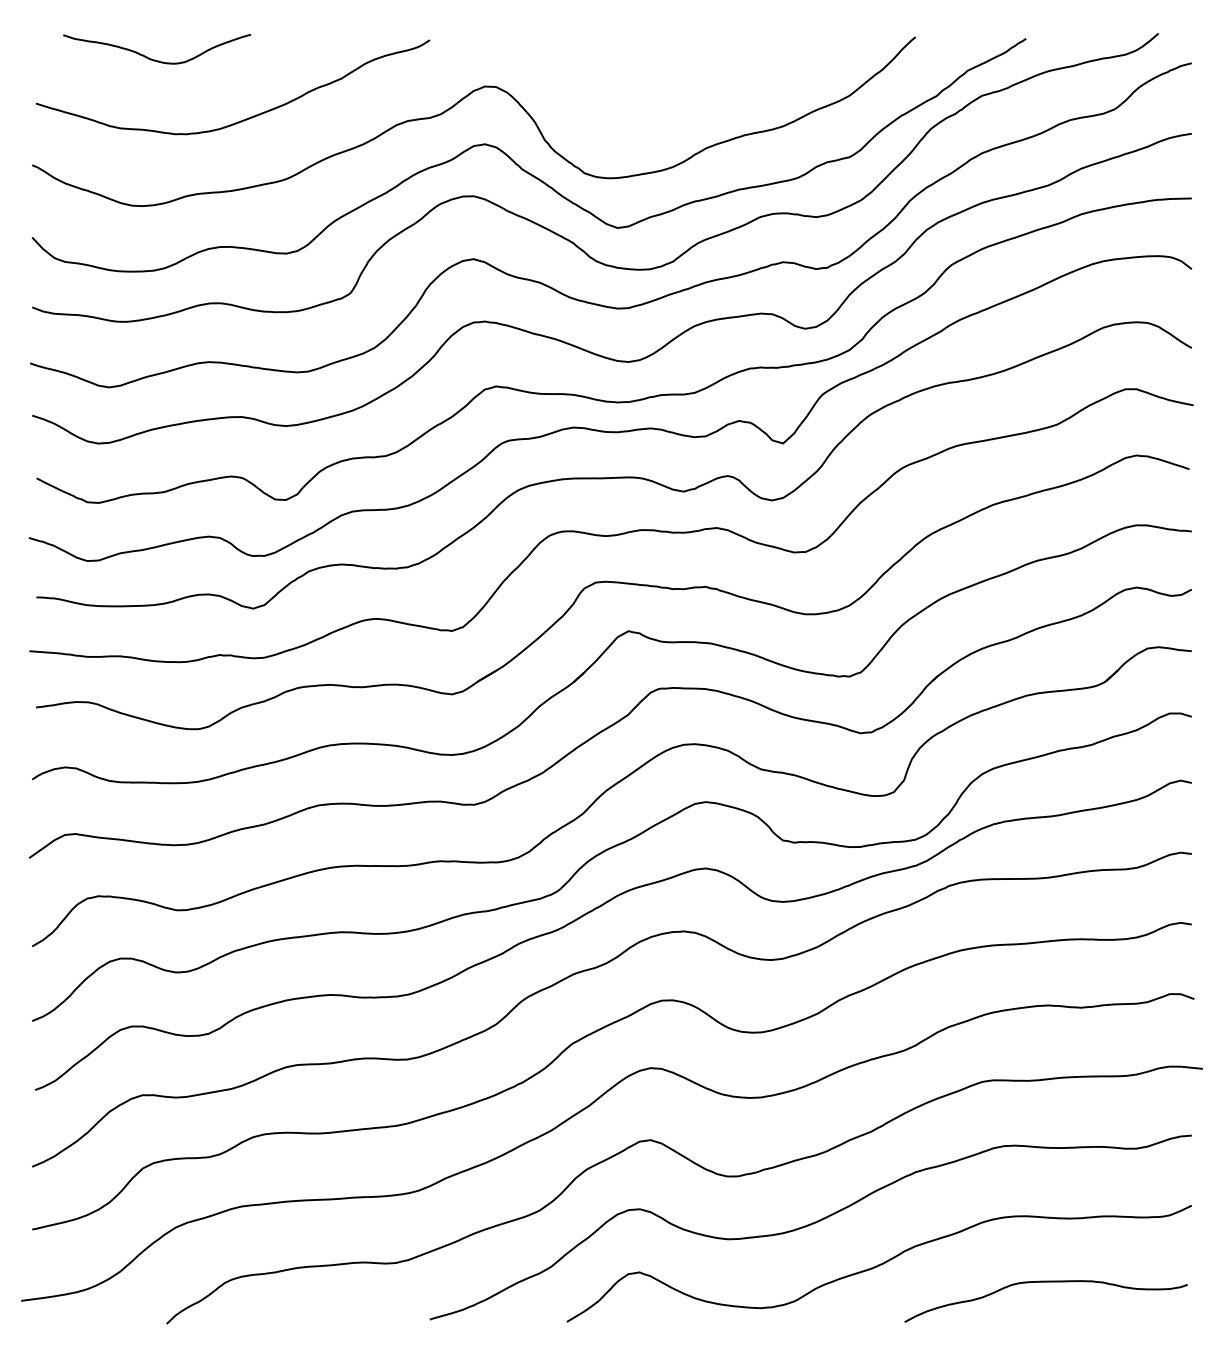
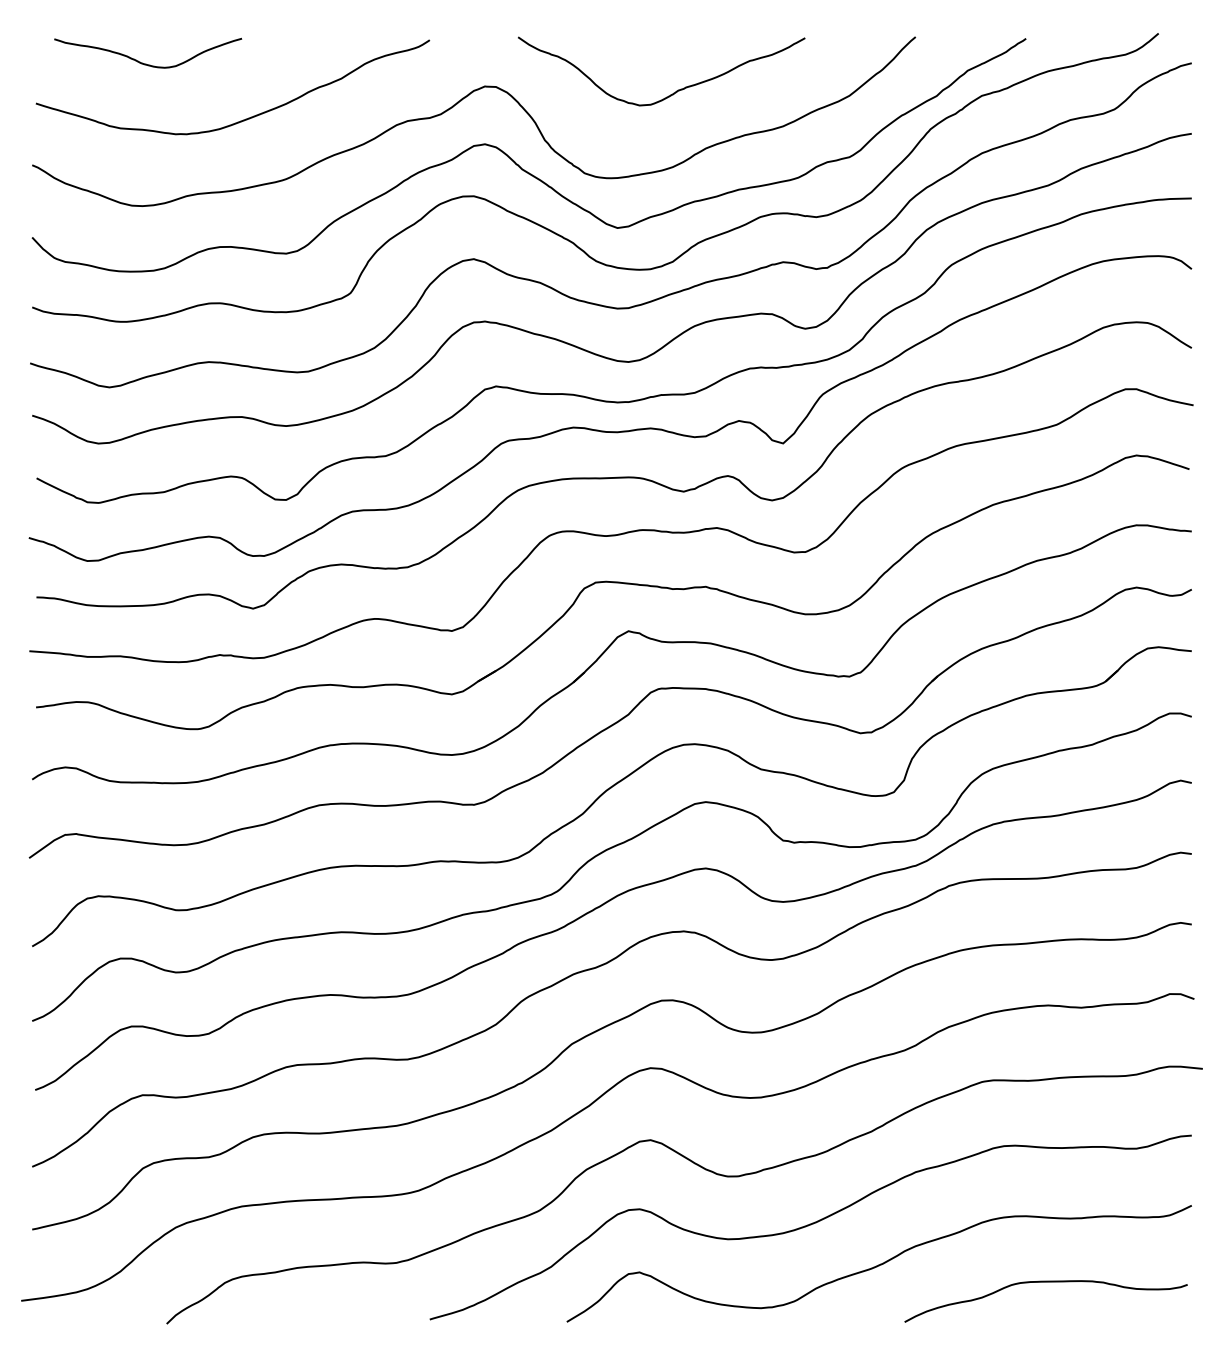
curve position: (155, 59) -> (146, 63) (146, 63)
curve: none -> present (673, 92)
